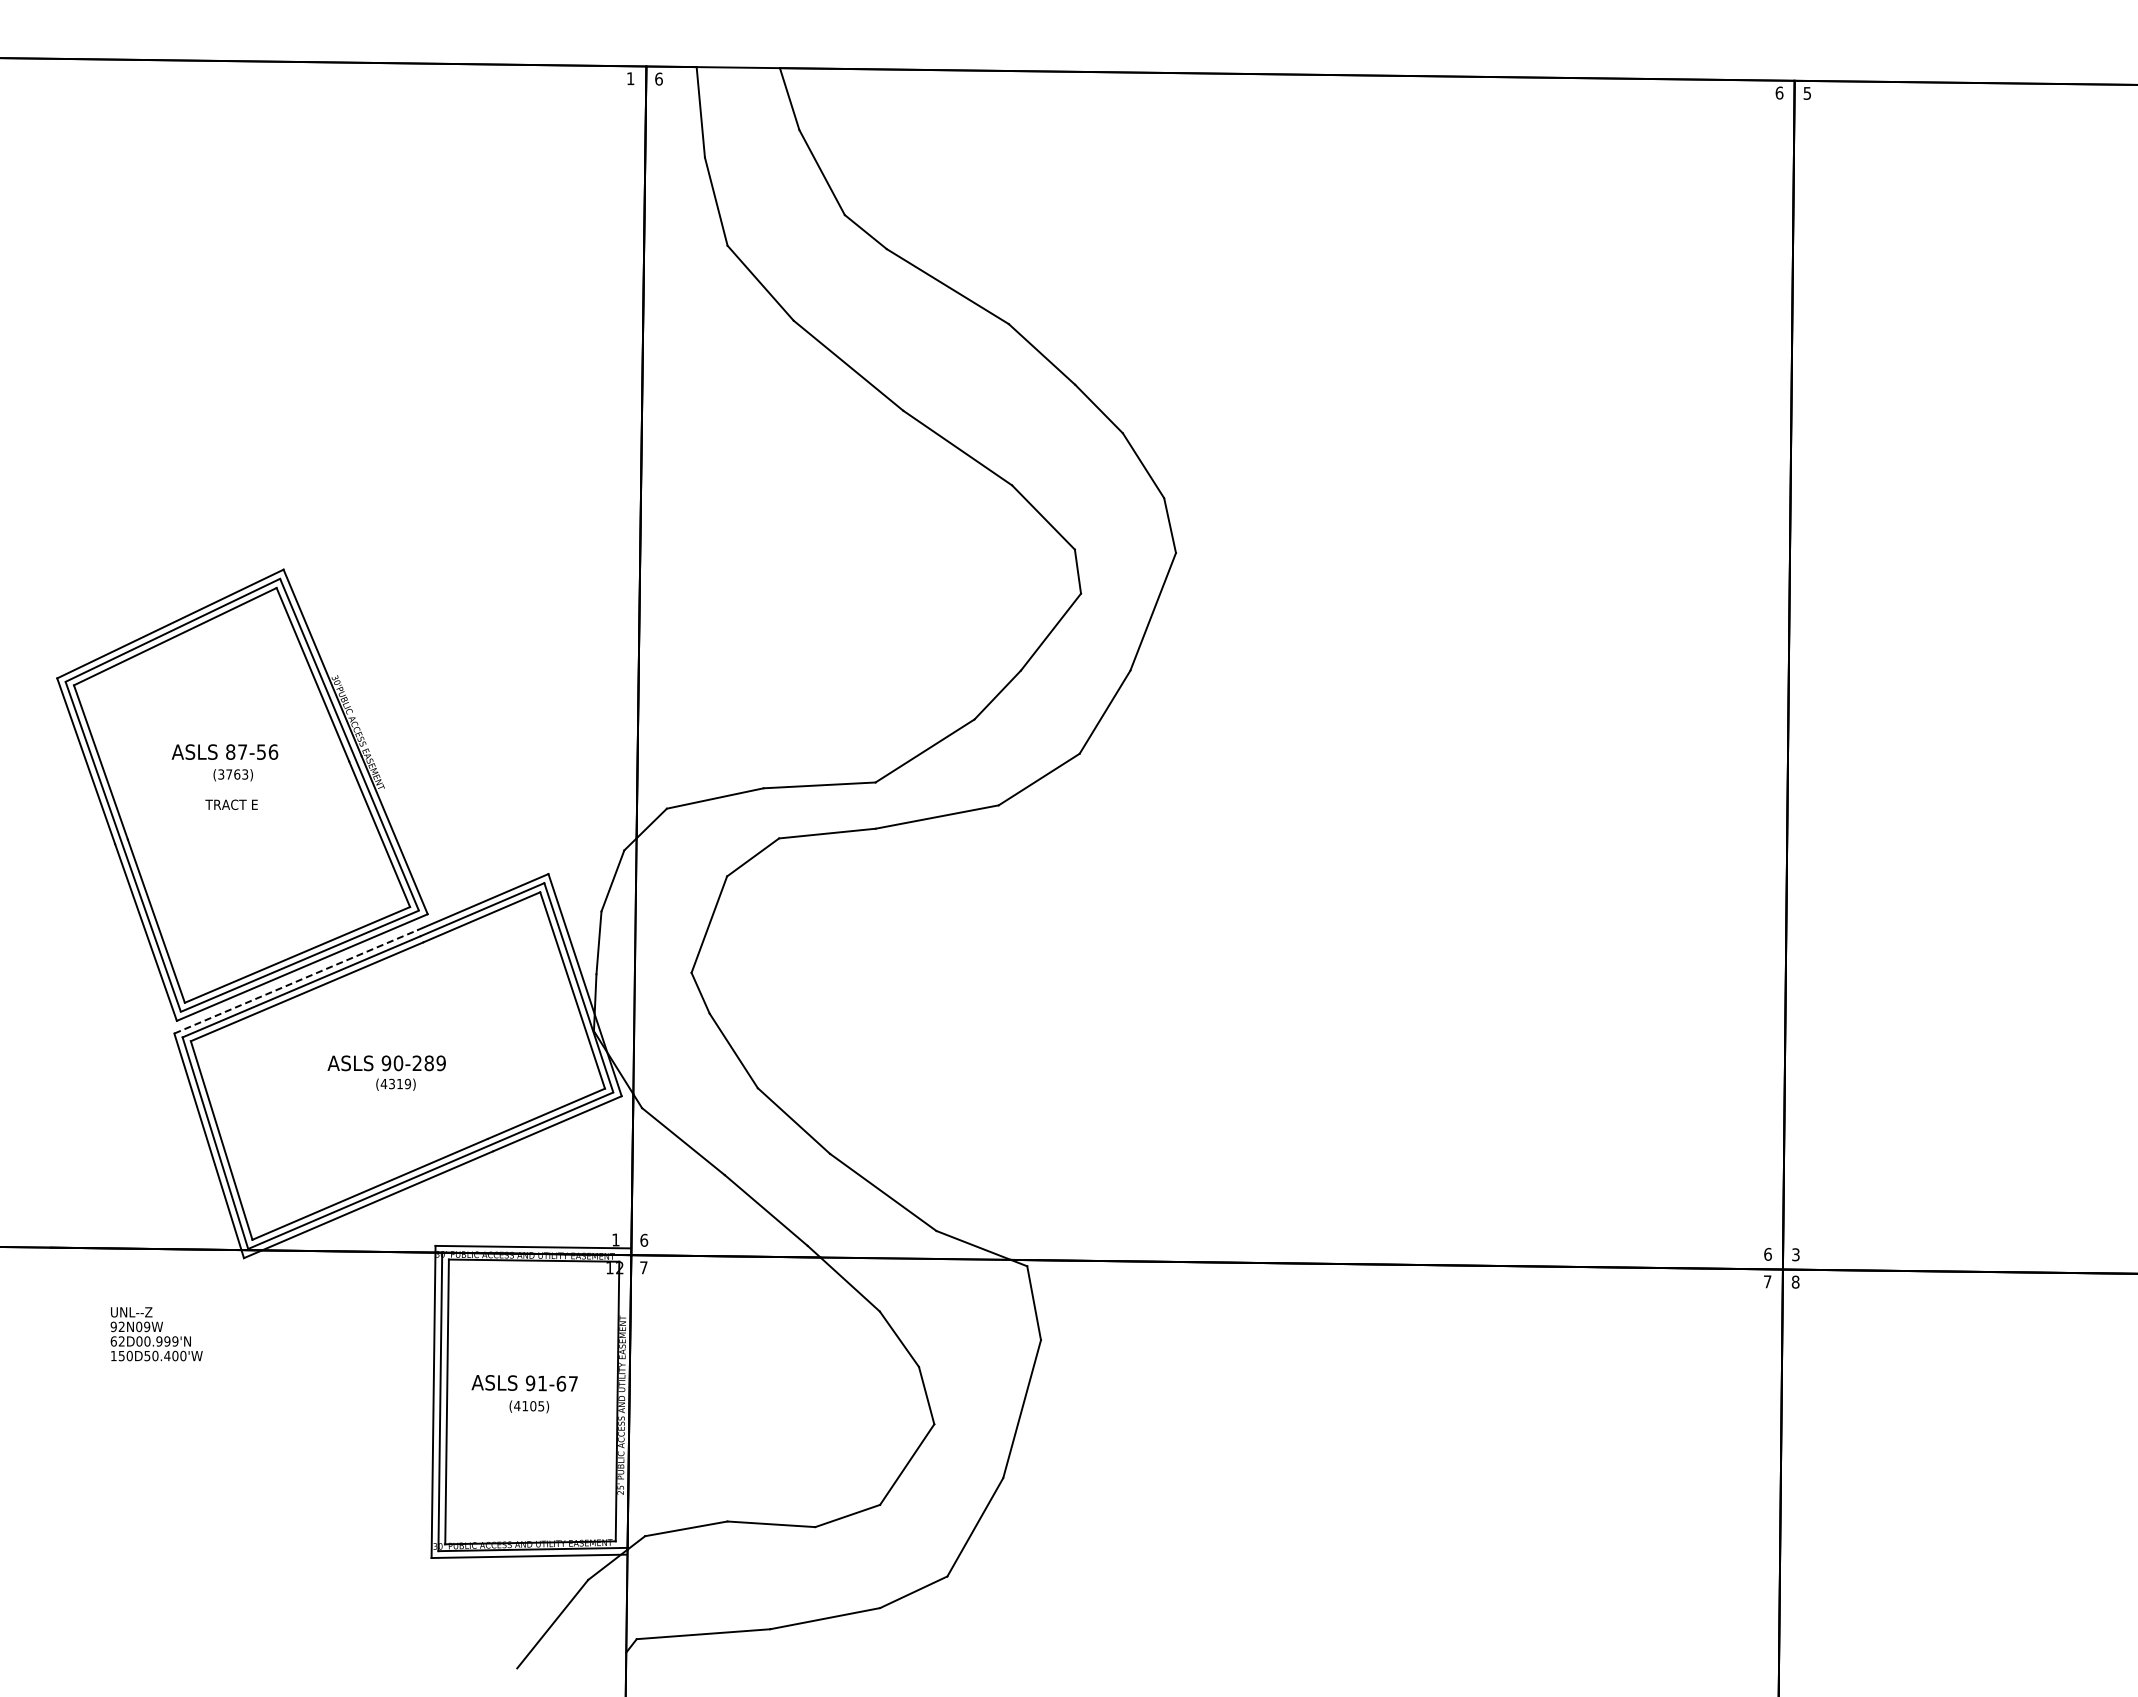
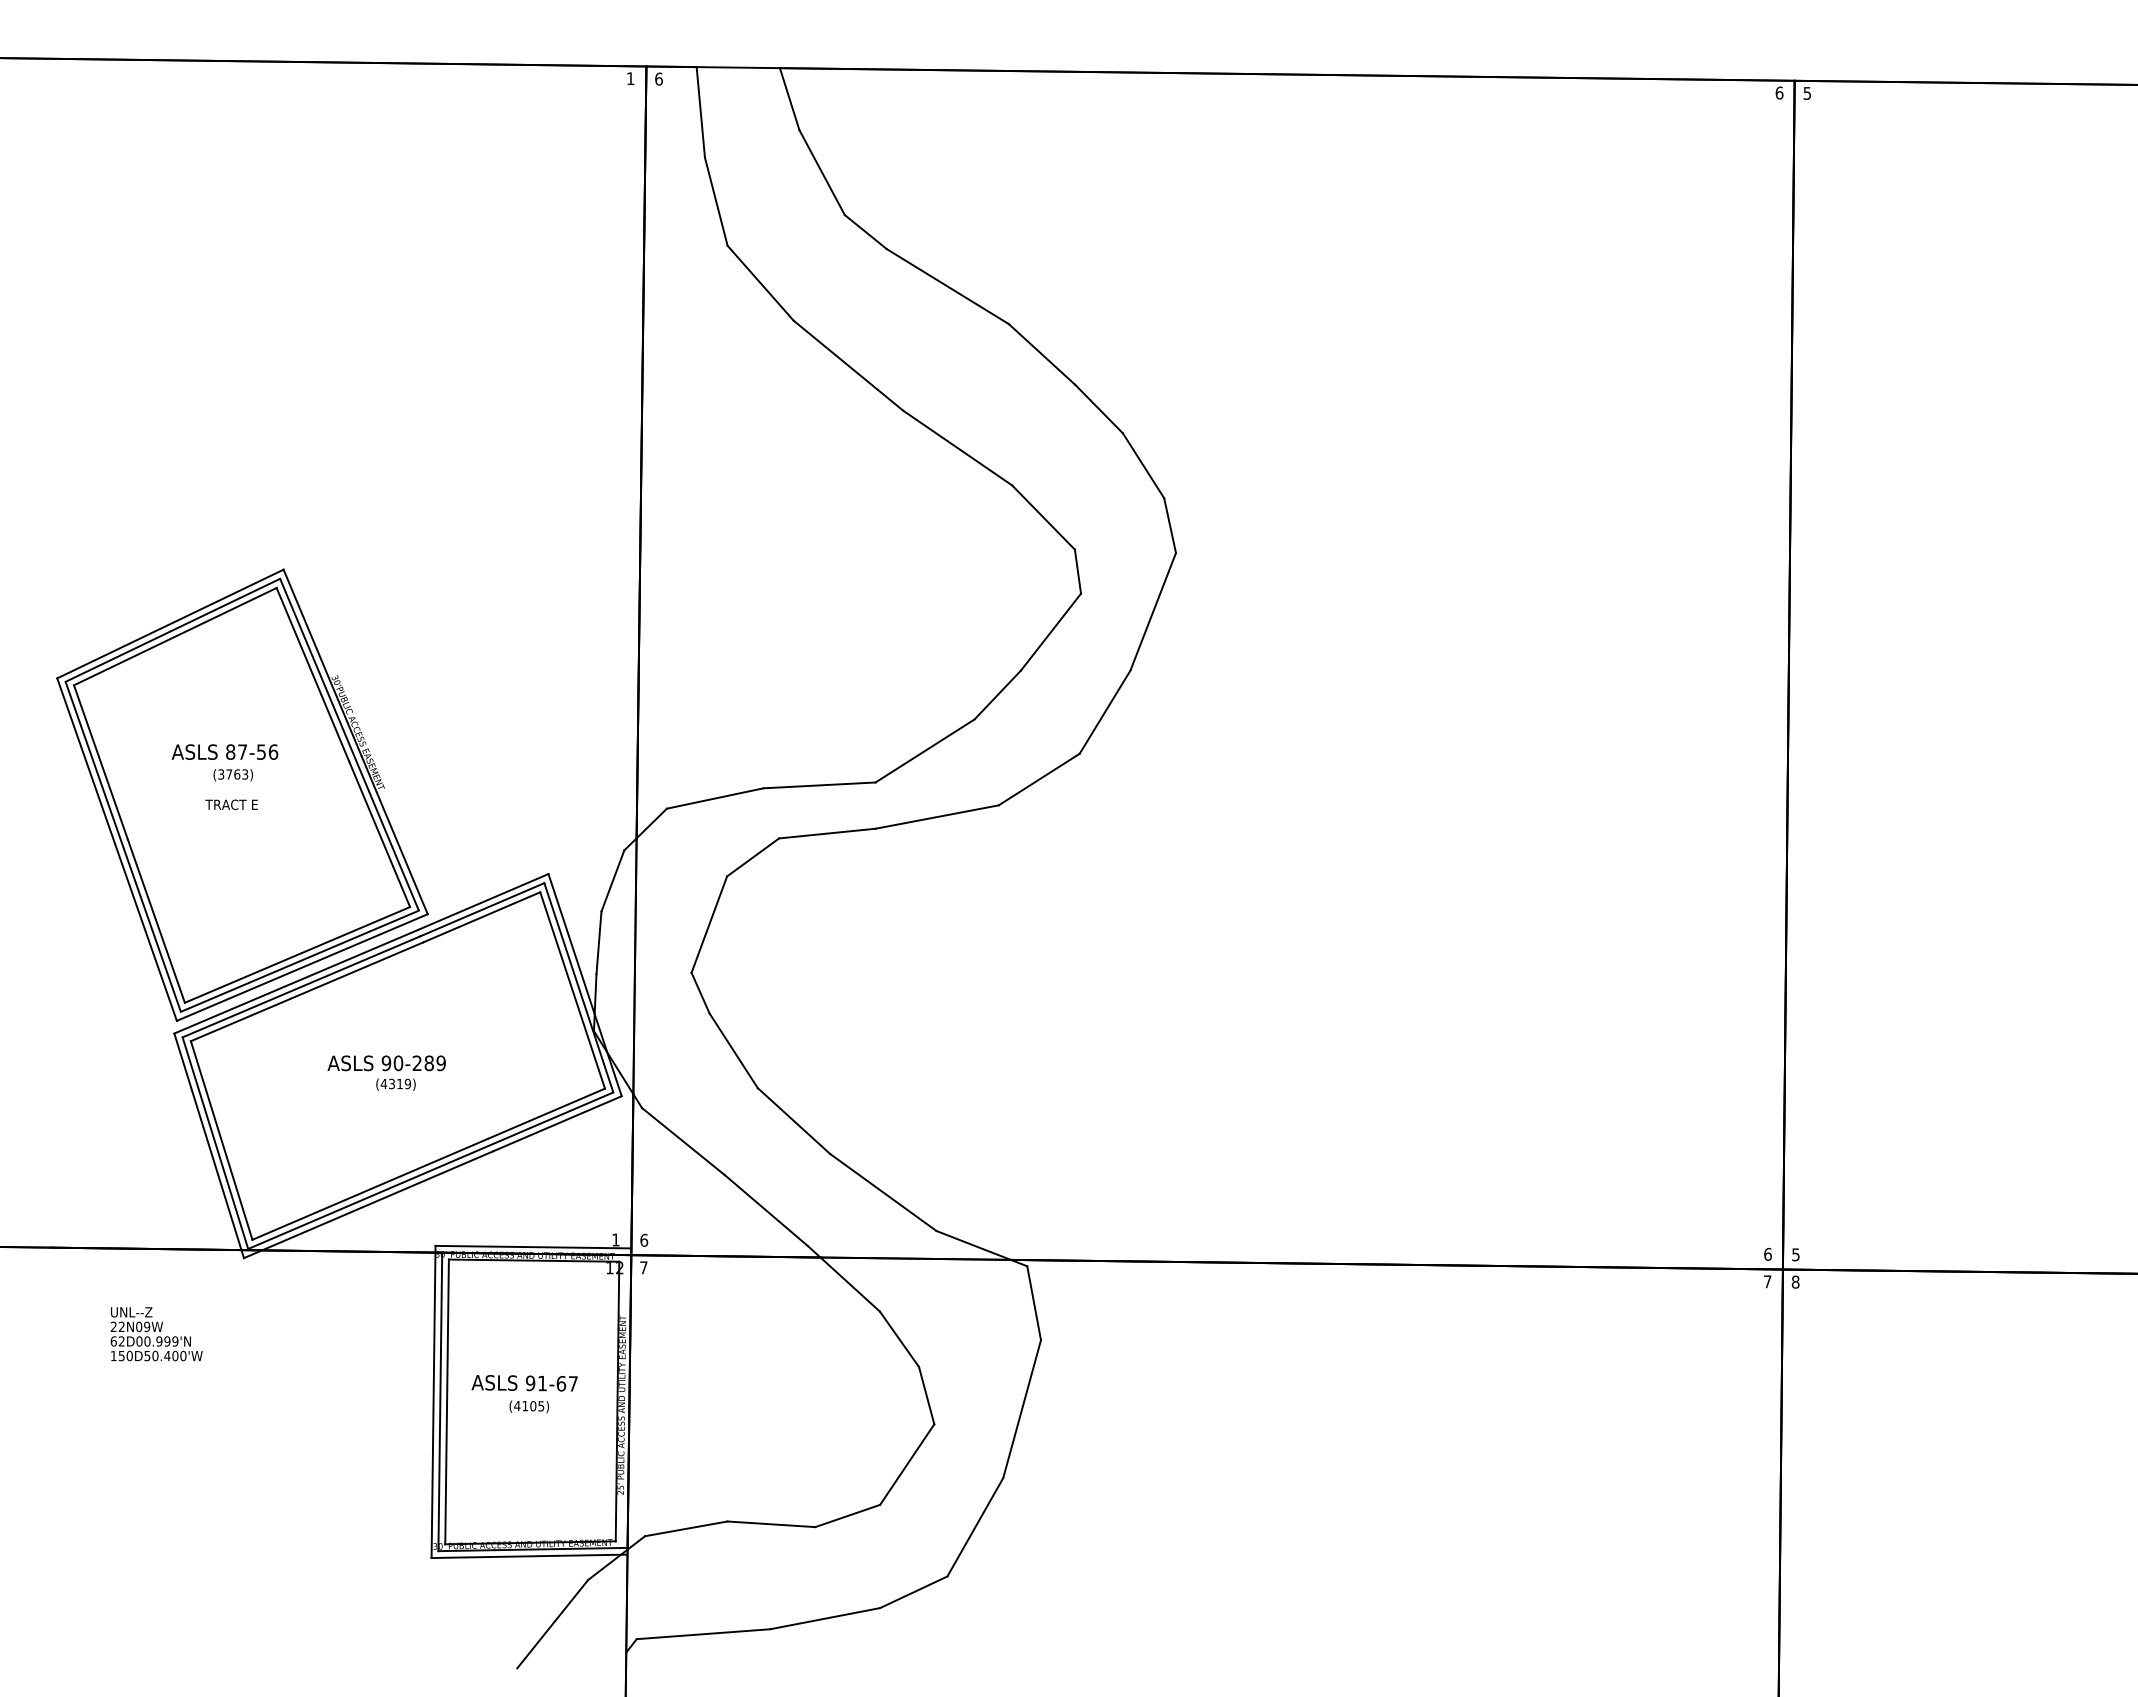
line: dashed -> solid (296, 981)
text: 3 -> 5 (1795, 1254)
text: 92N09W -> 22N09W (113, 1326)
